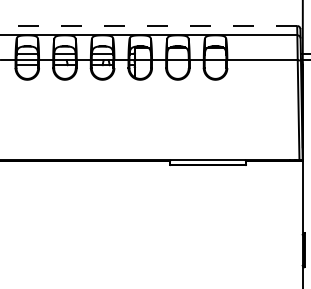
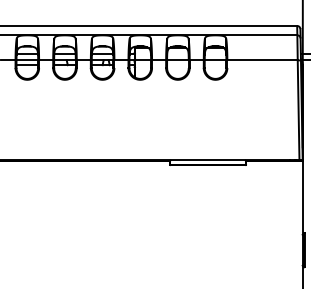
line: dashed -> solid (148, 25)
